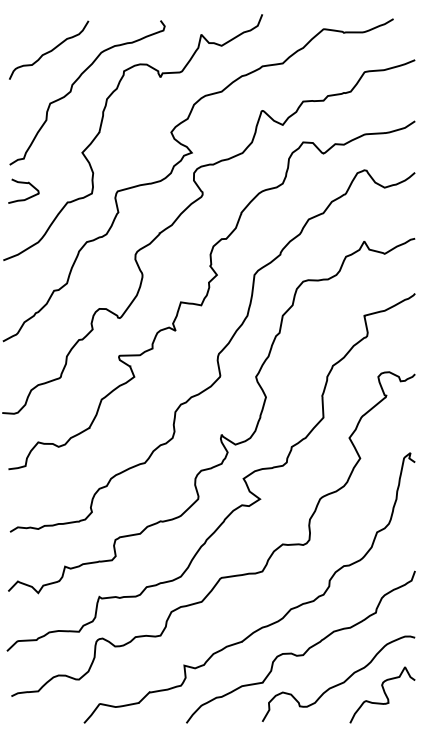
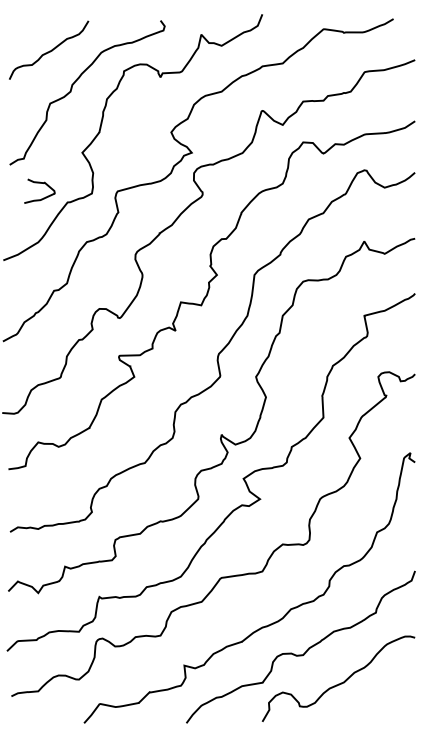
curve position: (23, 183) -> (39, 183) (39, 183)
curve: present -> none (384, 694)
